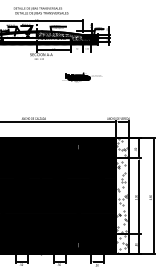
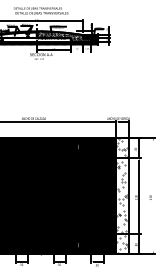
part: present -> none (81, 77)
line: present -> none (153, 195)
